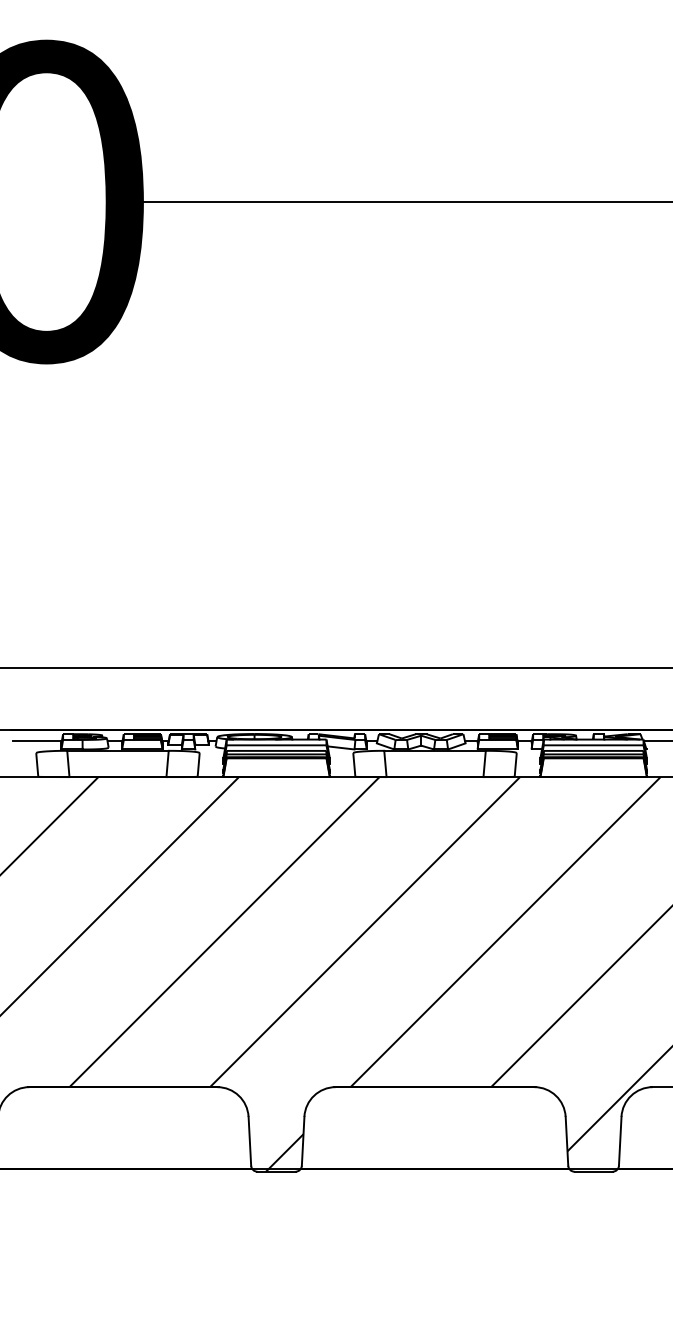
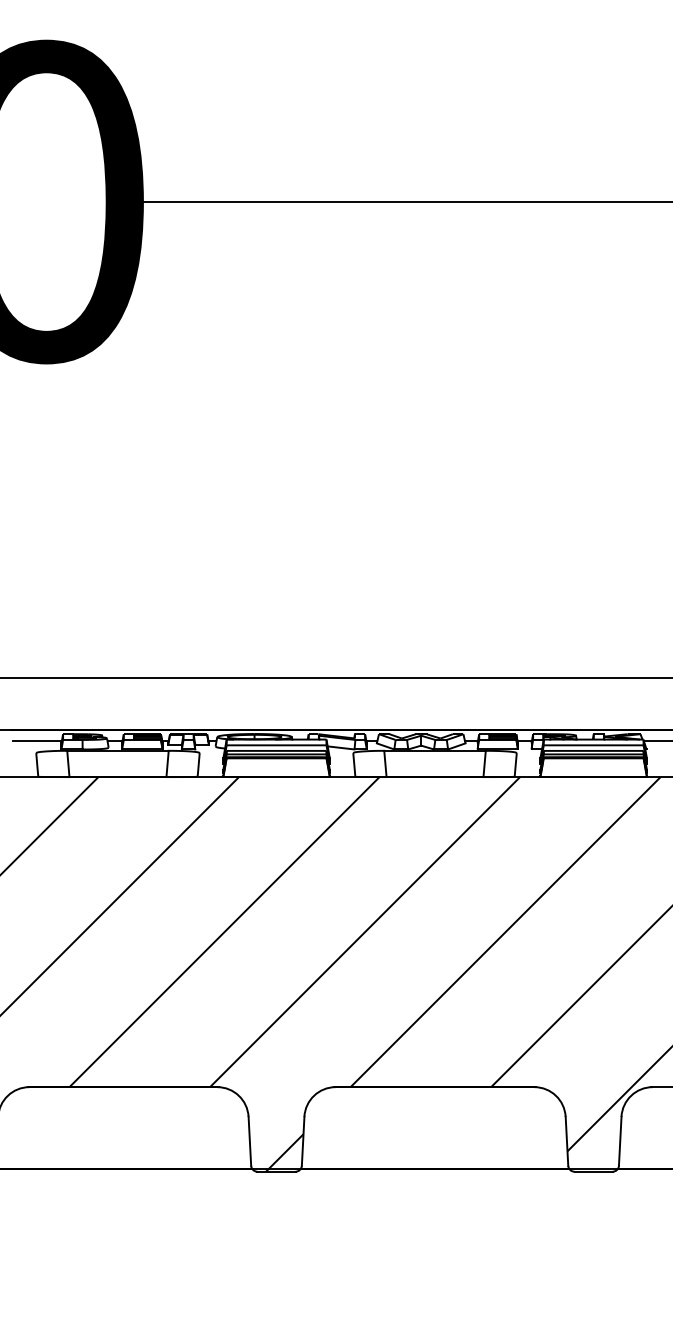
line position: (335, 667) -> (335, 677) (335, 677)
